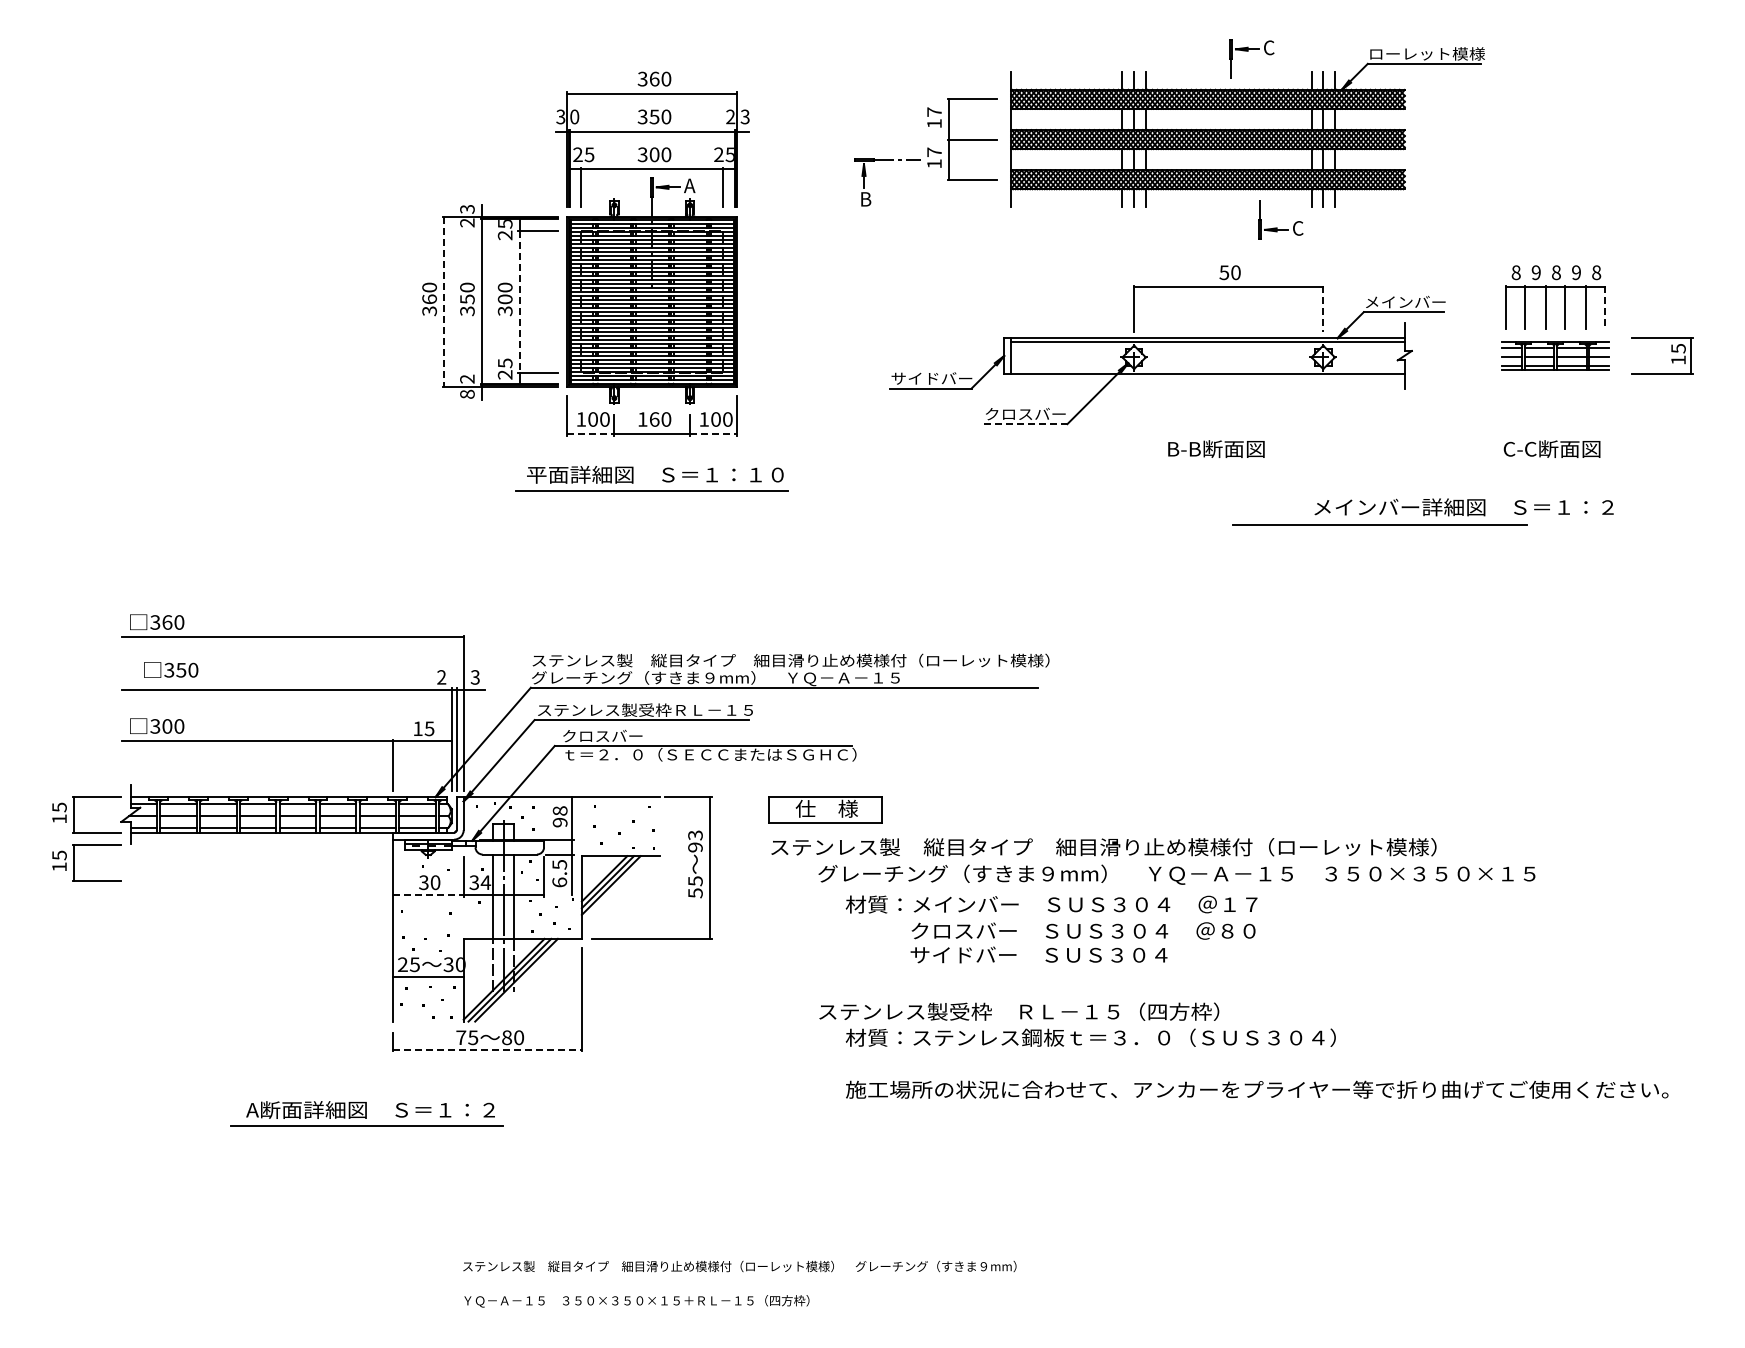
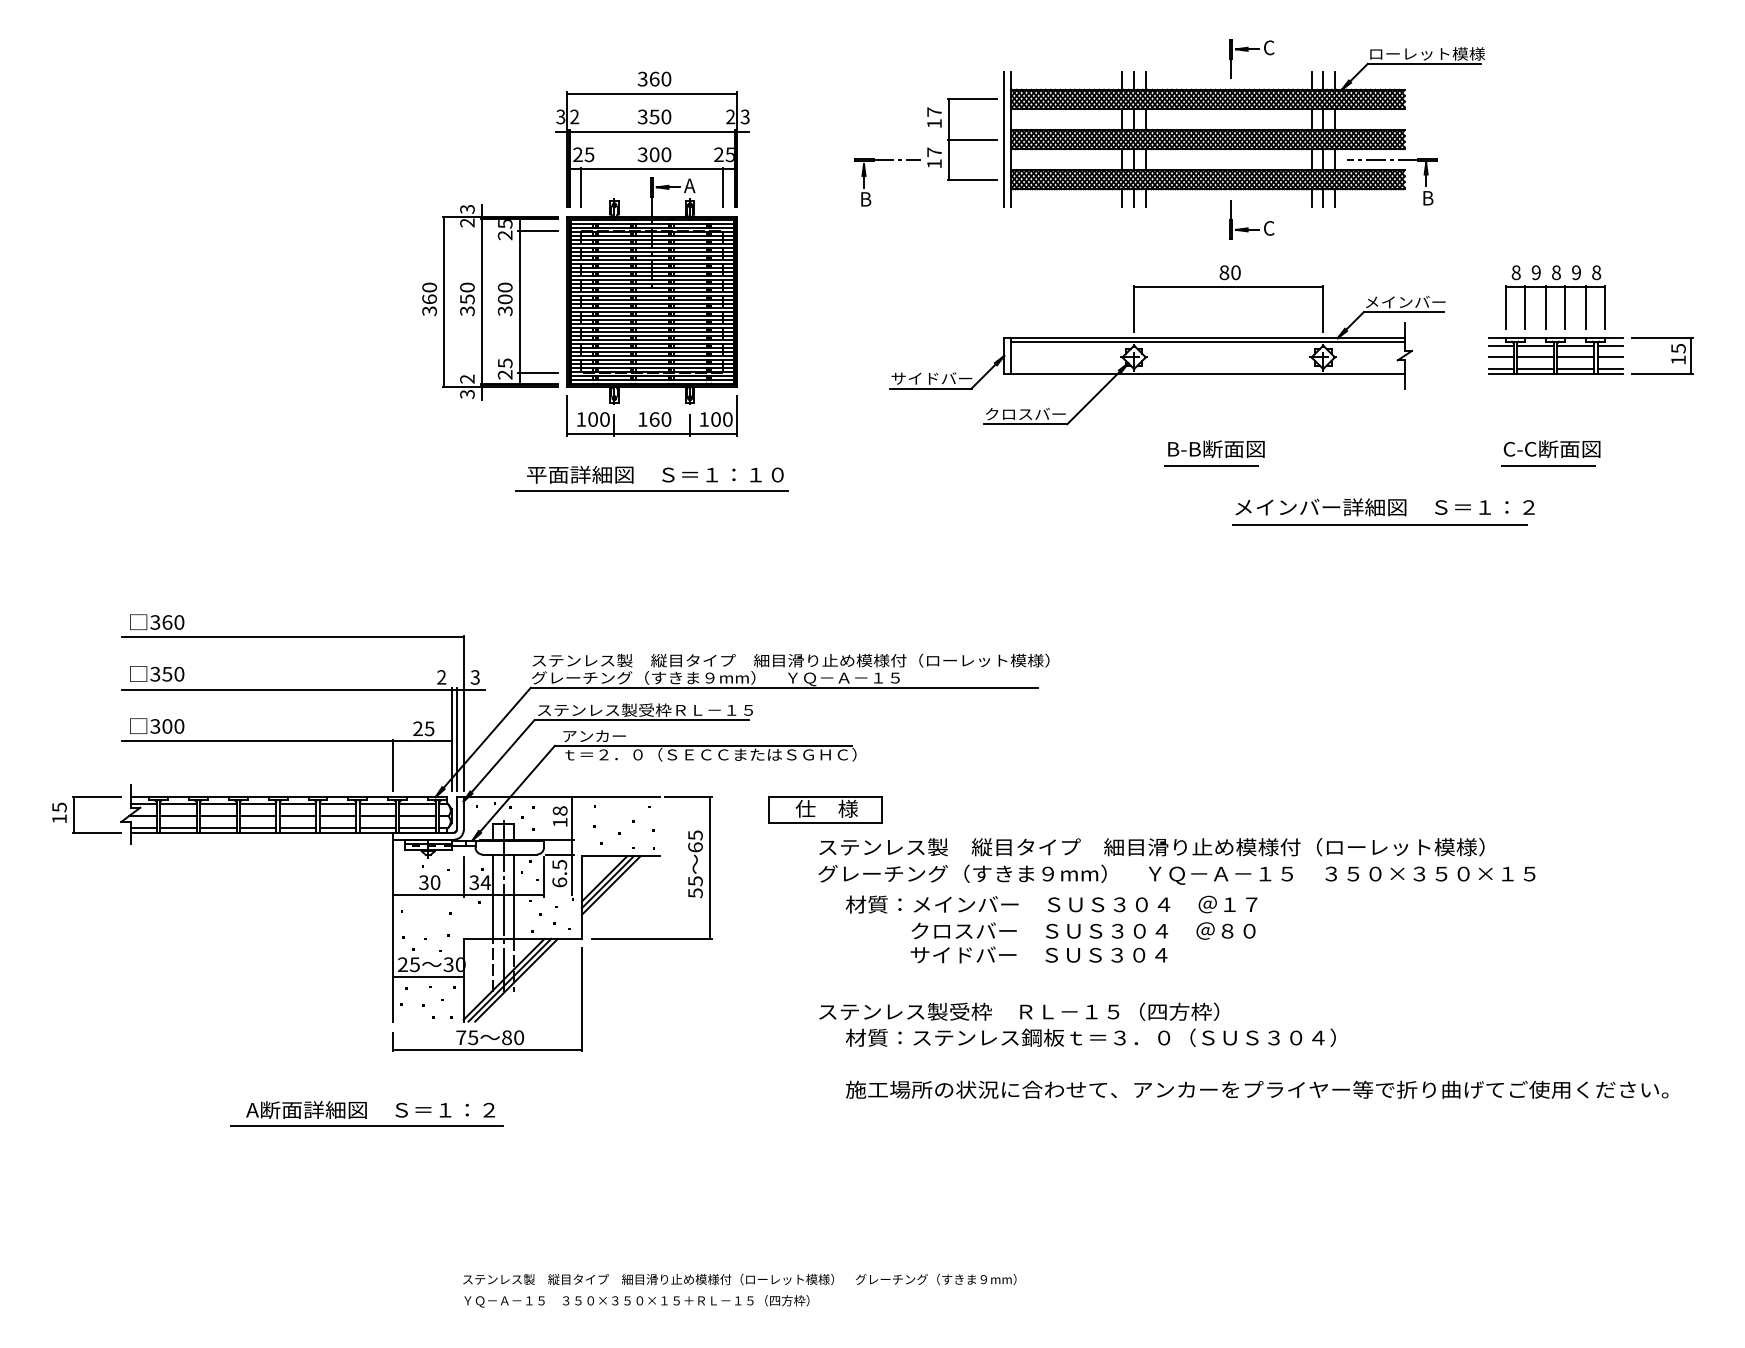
text: 0 -> 2 (574, 116)
line: none -> present (1004, 139)
part: none -> present (1392, 160)
part position: (1277, 227) -> (1248, 227) (1248, 227)
text: 50 -> 80 (1224, 272)
line: dashed -> solid (519, 301)
line: dashed -> solid (444, 302)
line: dashed -> solid (1605, 307)
line: dashed -> solid (1323, 309)
part size: 109x30 px -> 136x38 px (1555, 355)
text: 8 -> 3 (467, 393)
line: dashed -> solid (1025, 424)
line: dashed -> solid (590, 434)
line: dashed -> solid (713, 434)
line: none -> present (1211, 466)
line: none -> present (1547, 466)
text position: (1463, 507) -> (1384, 507) (1384, 507)
text position: (171, 669) -> (157, 673) (157, 673)
text: 15 -> 25 (417, 728)
text: クロスバー -> アンカー (602, 735)
text: 98 -> 18 (559, 822)
text: 93 -> 65 (695, 841)
text position: (1103, 847) -> (1151, 847) (1151, 847)
part: present -> none (74, 862)
line: dashed -> solid (428, 895)
line: dashed -> solid (487, 1049)
text position: (739, 1266) -> (739, 1279) (739, 1279)
